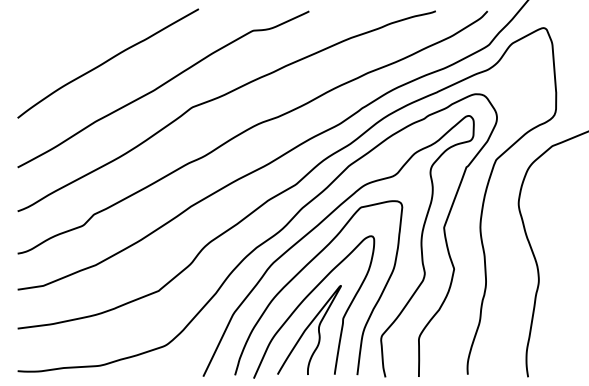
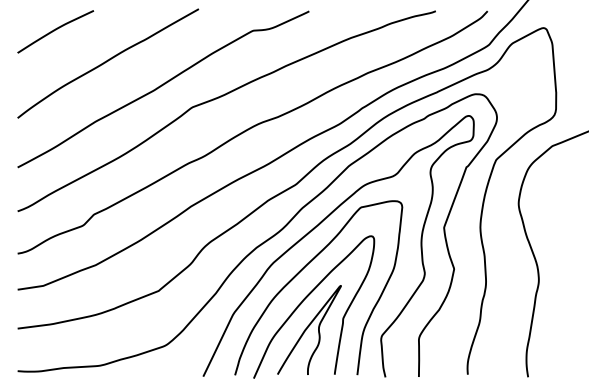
curve: none -> present (55, 30)
